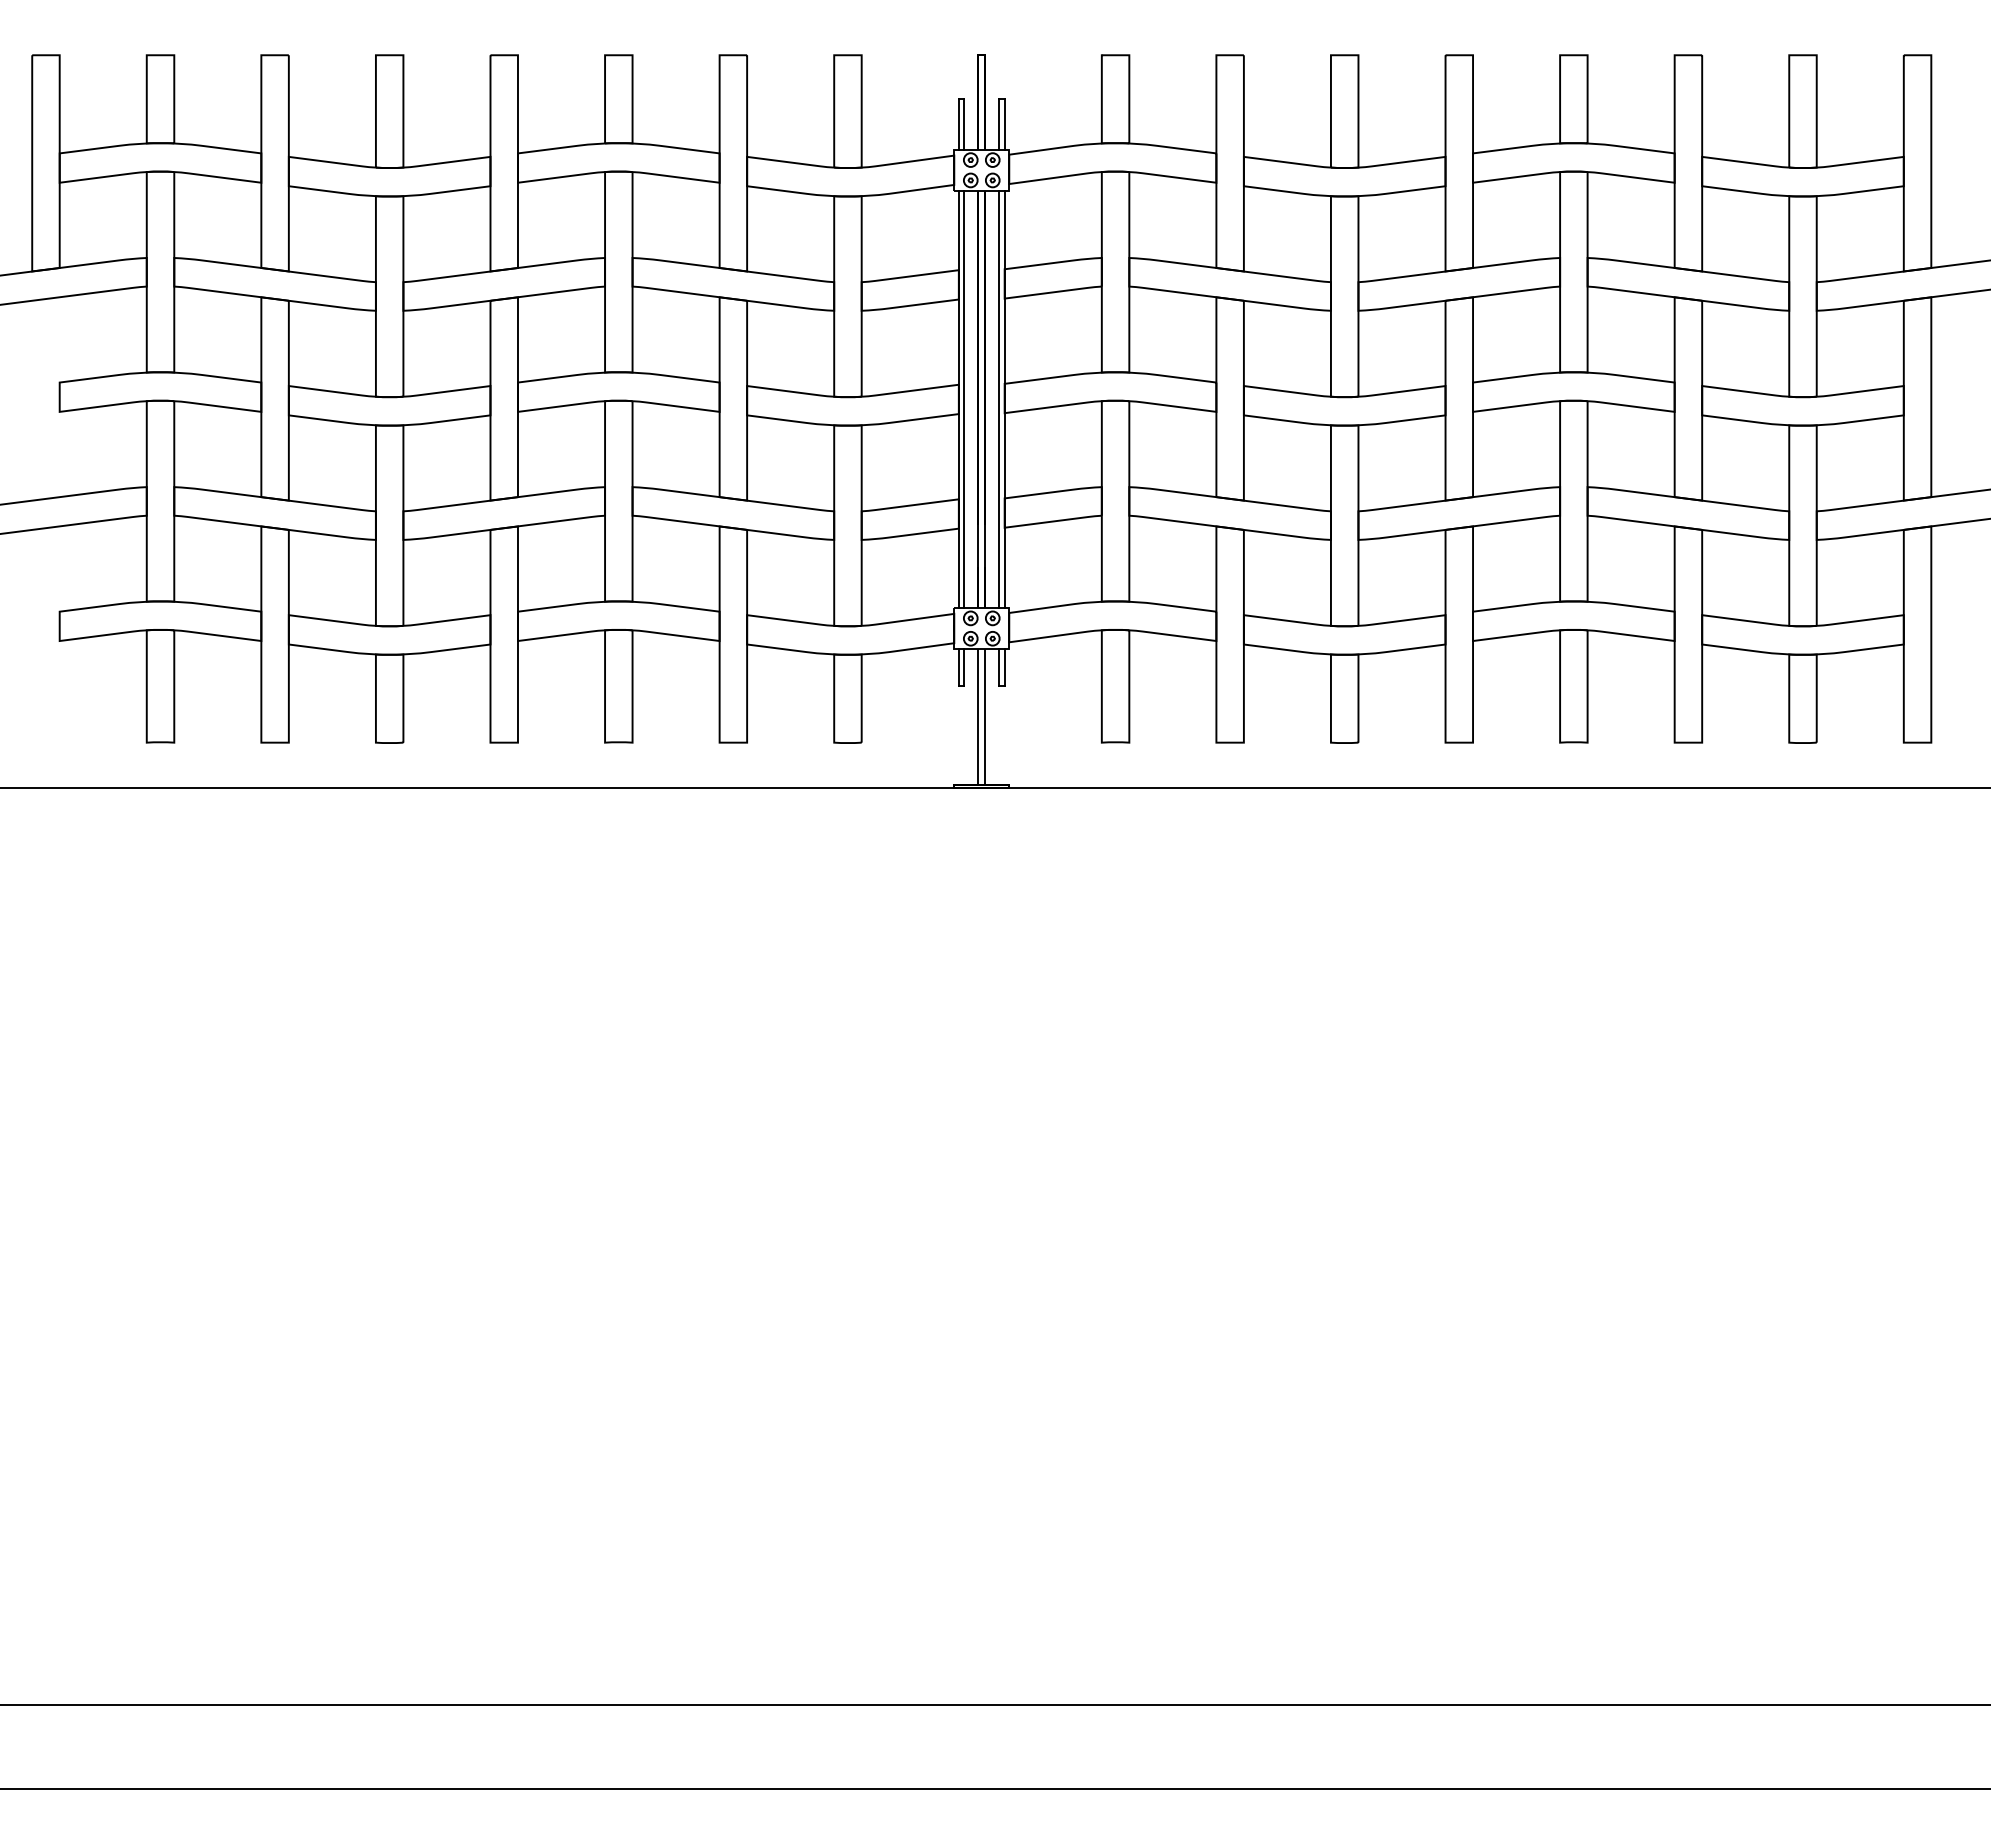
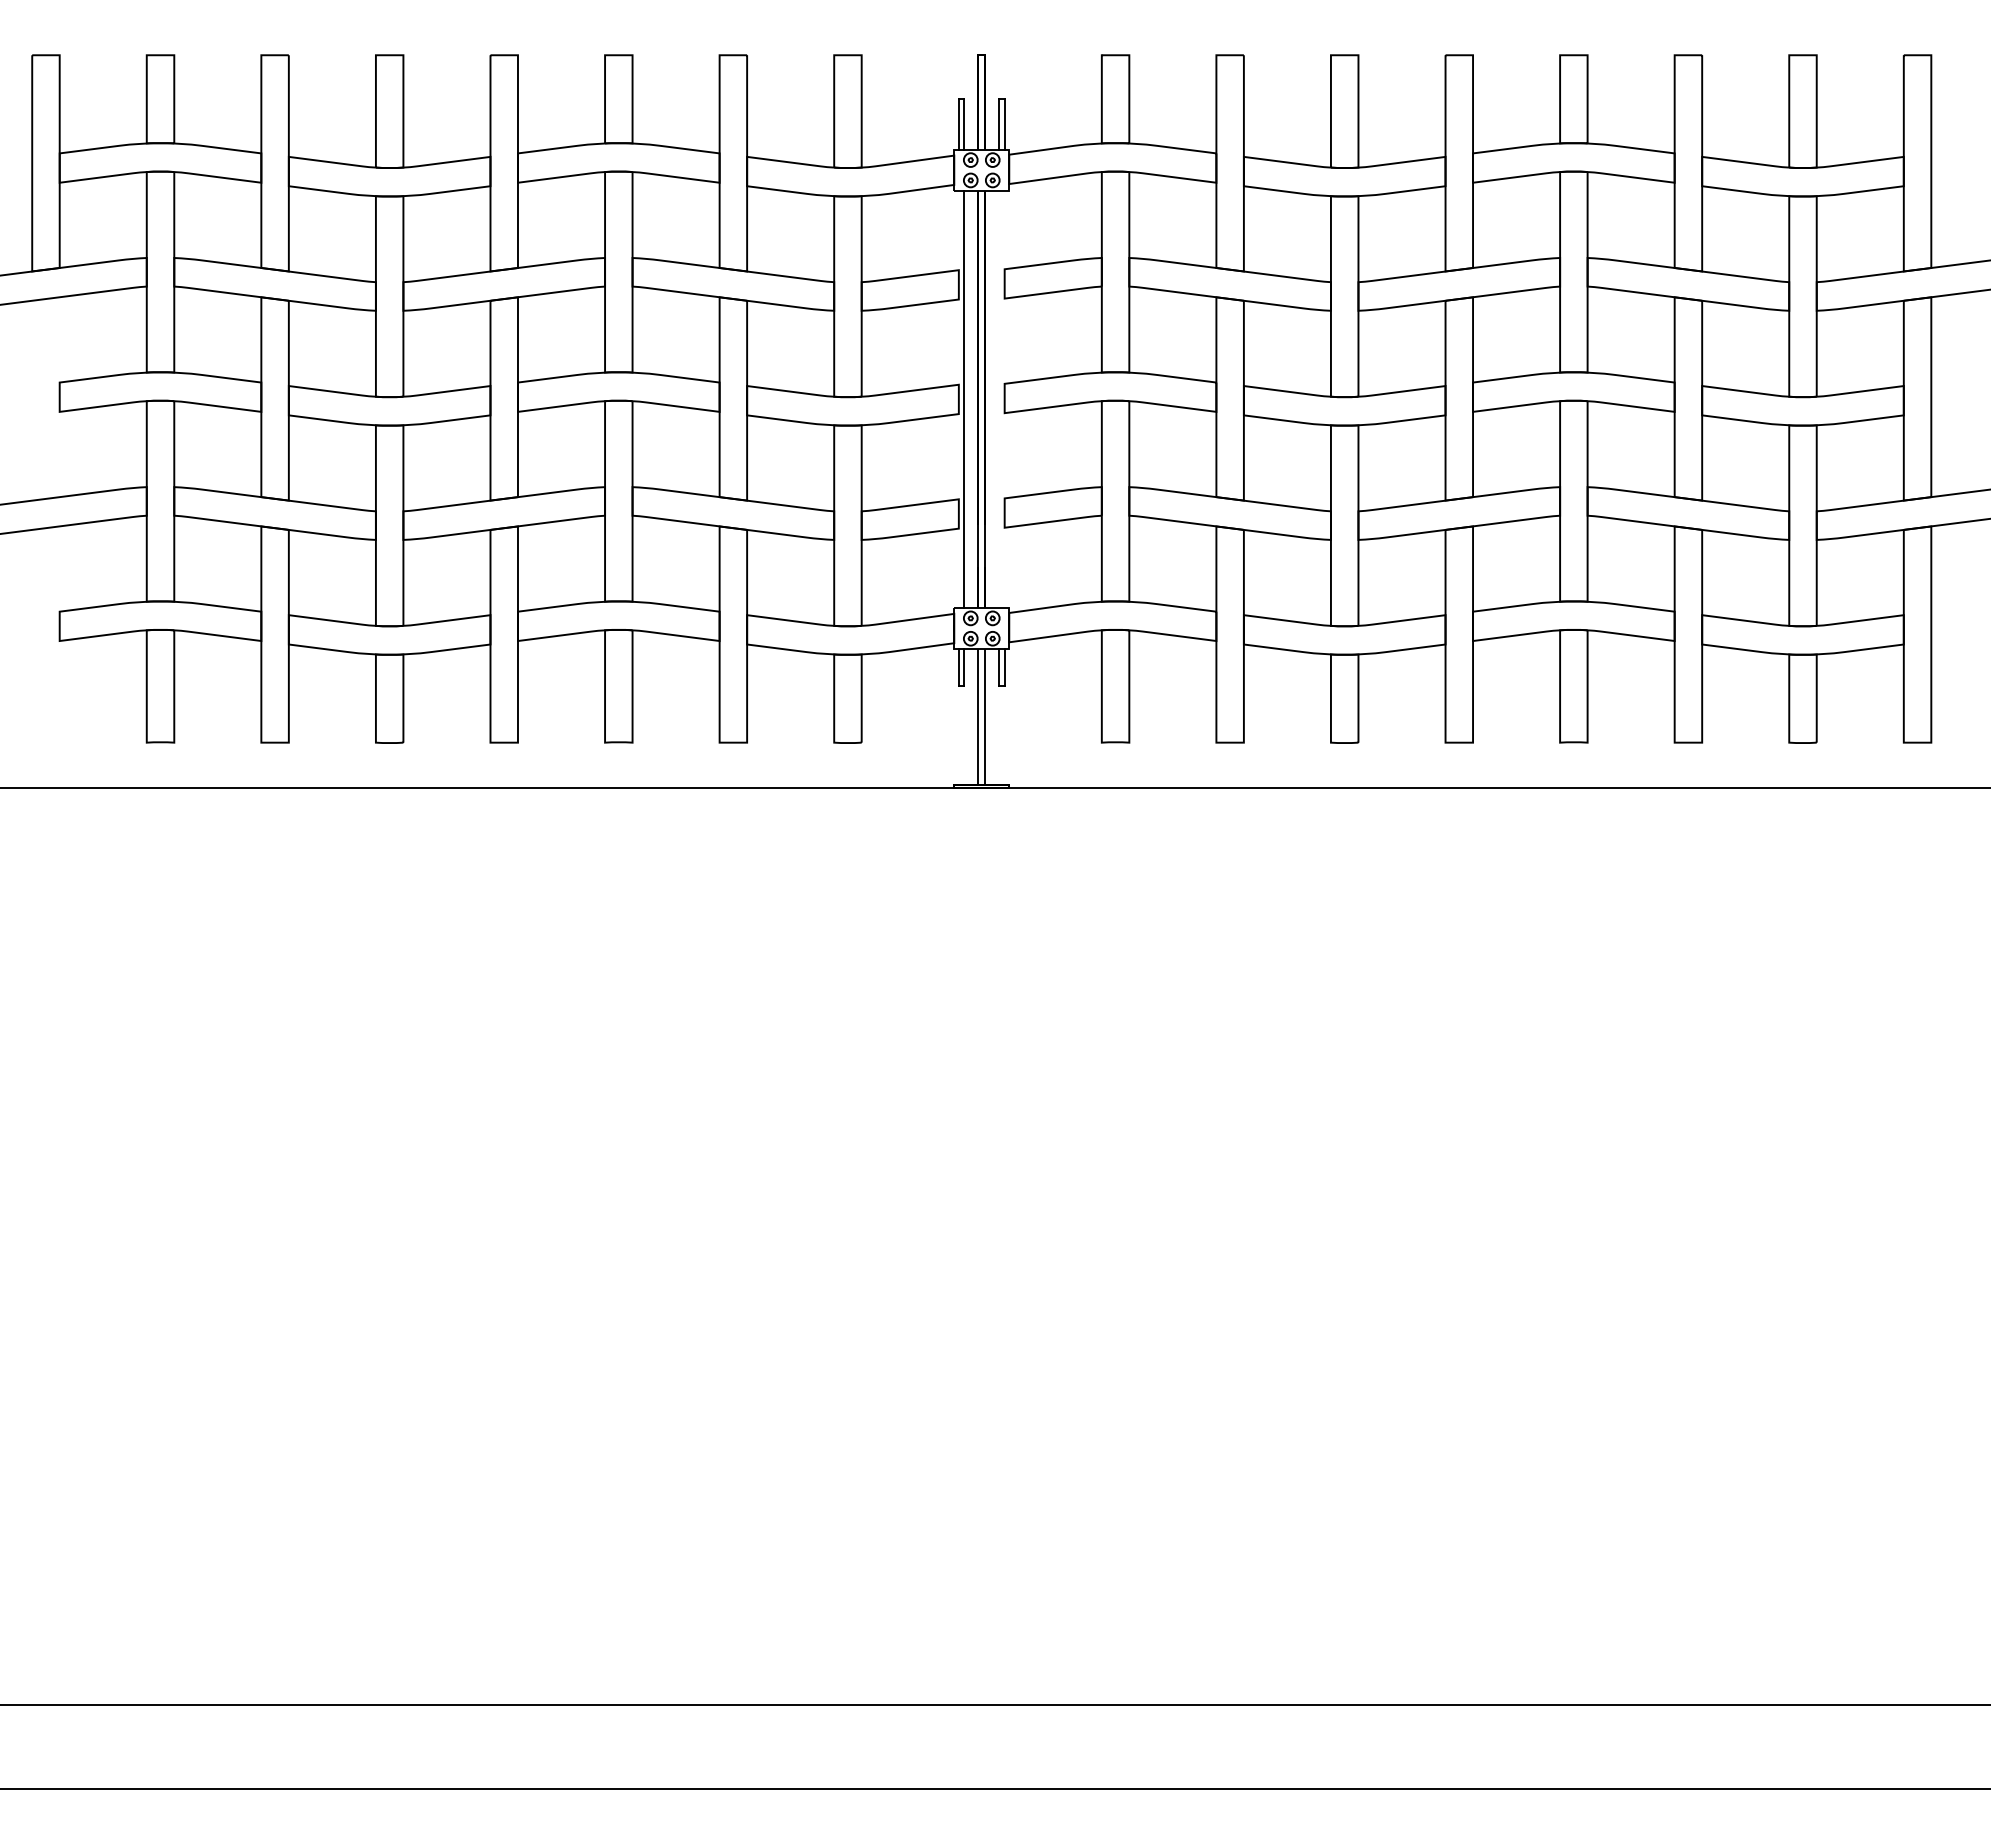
line: present -> none (958, 399)
line: present -> none (999, 399)
line: present -> none (1004, 399)
